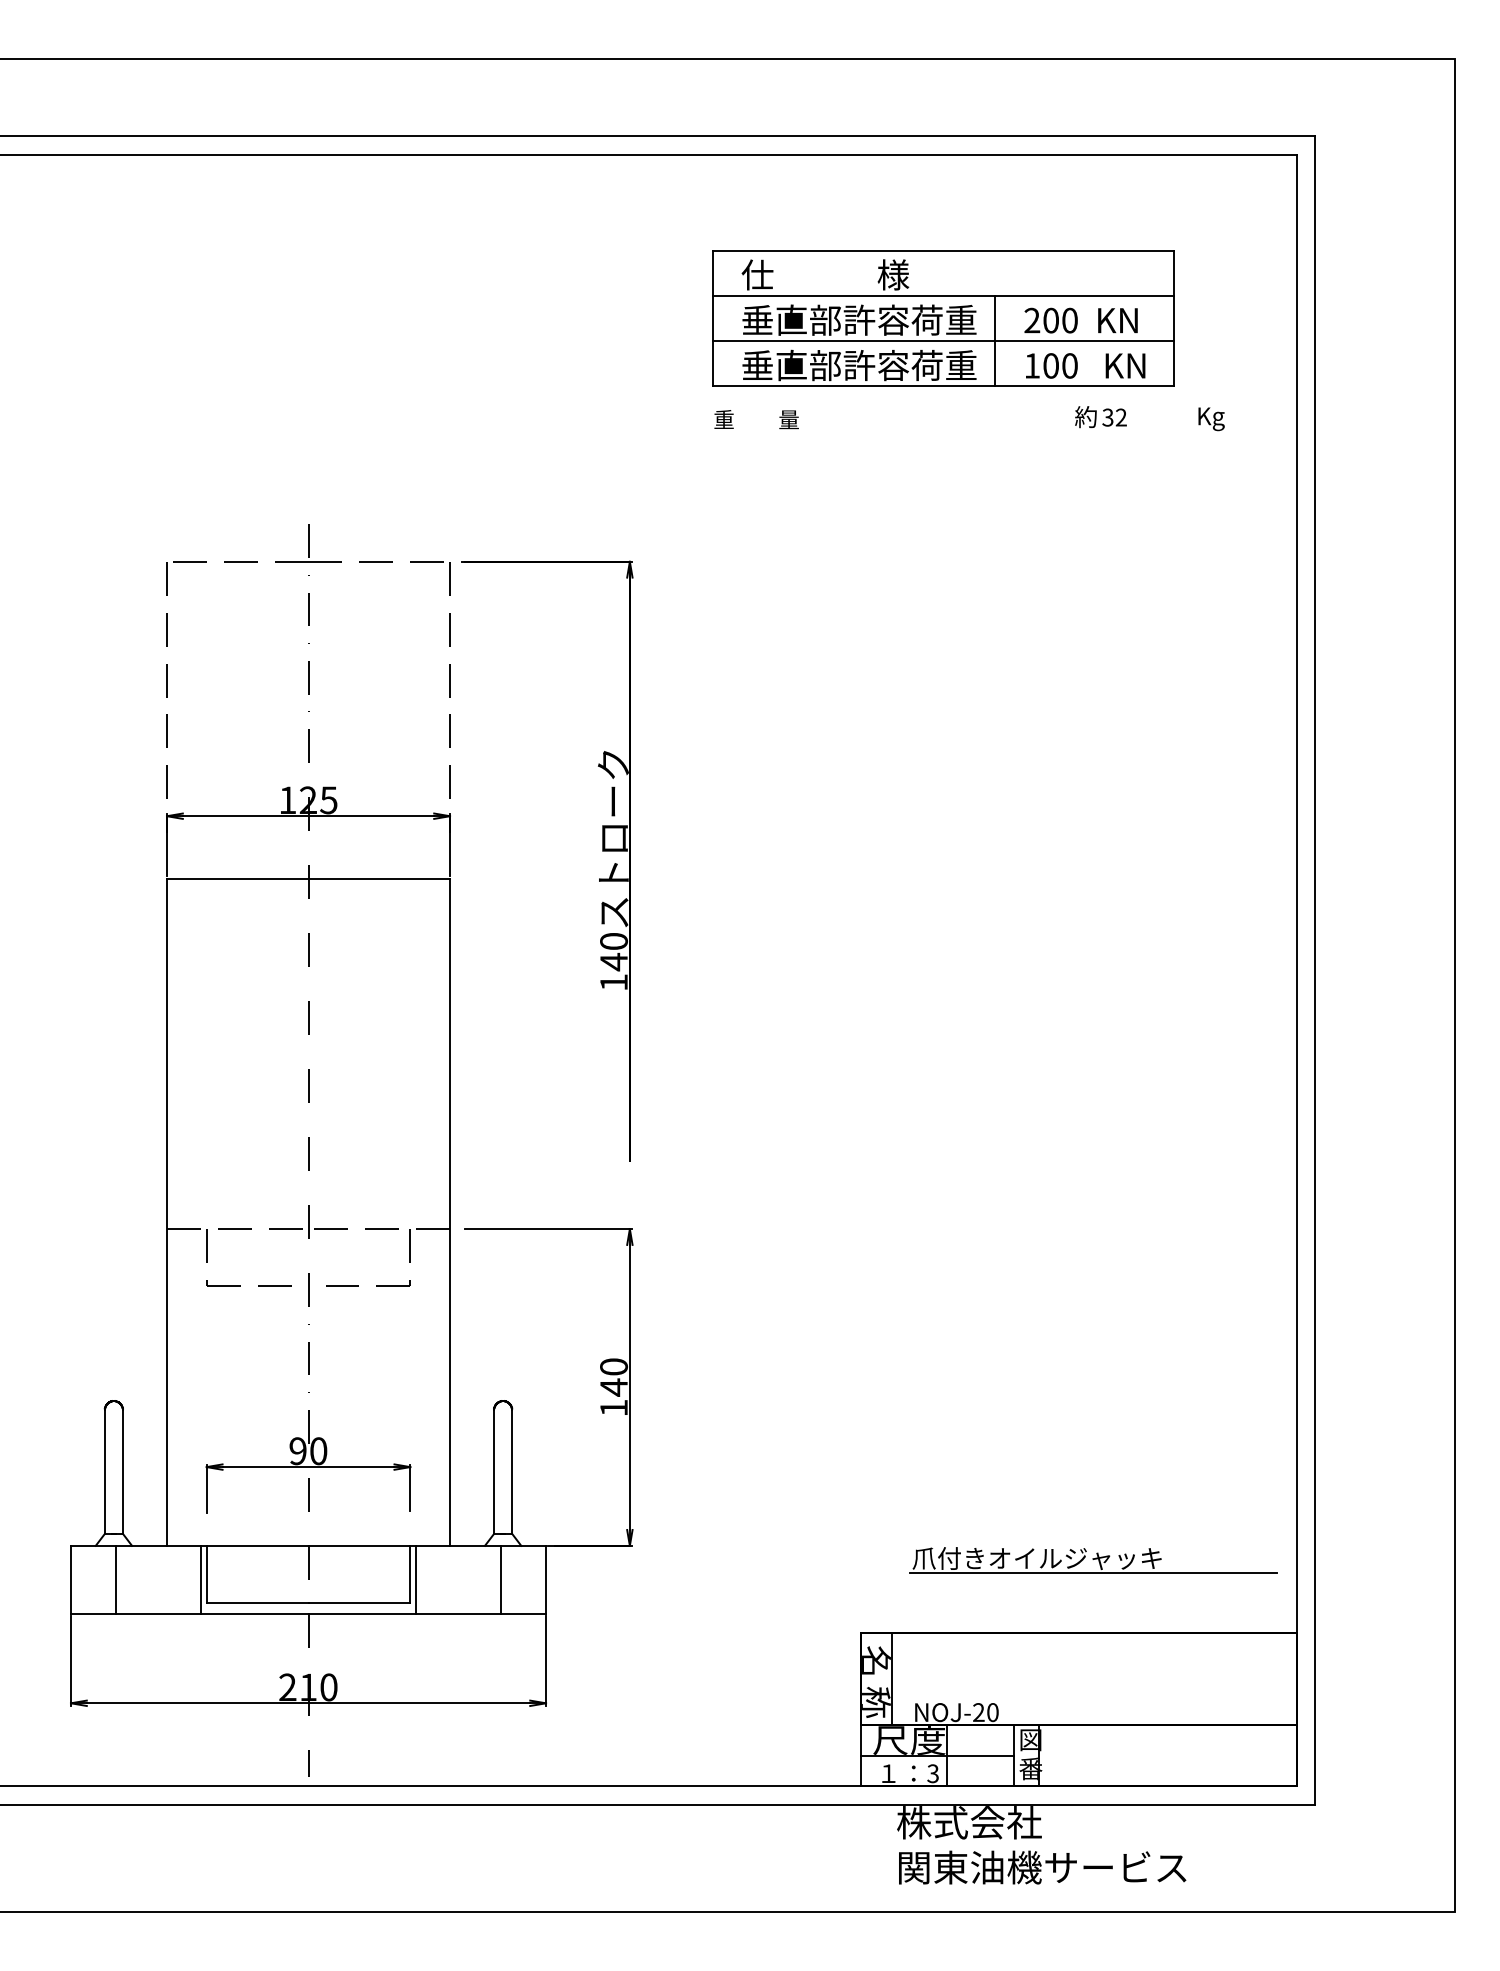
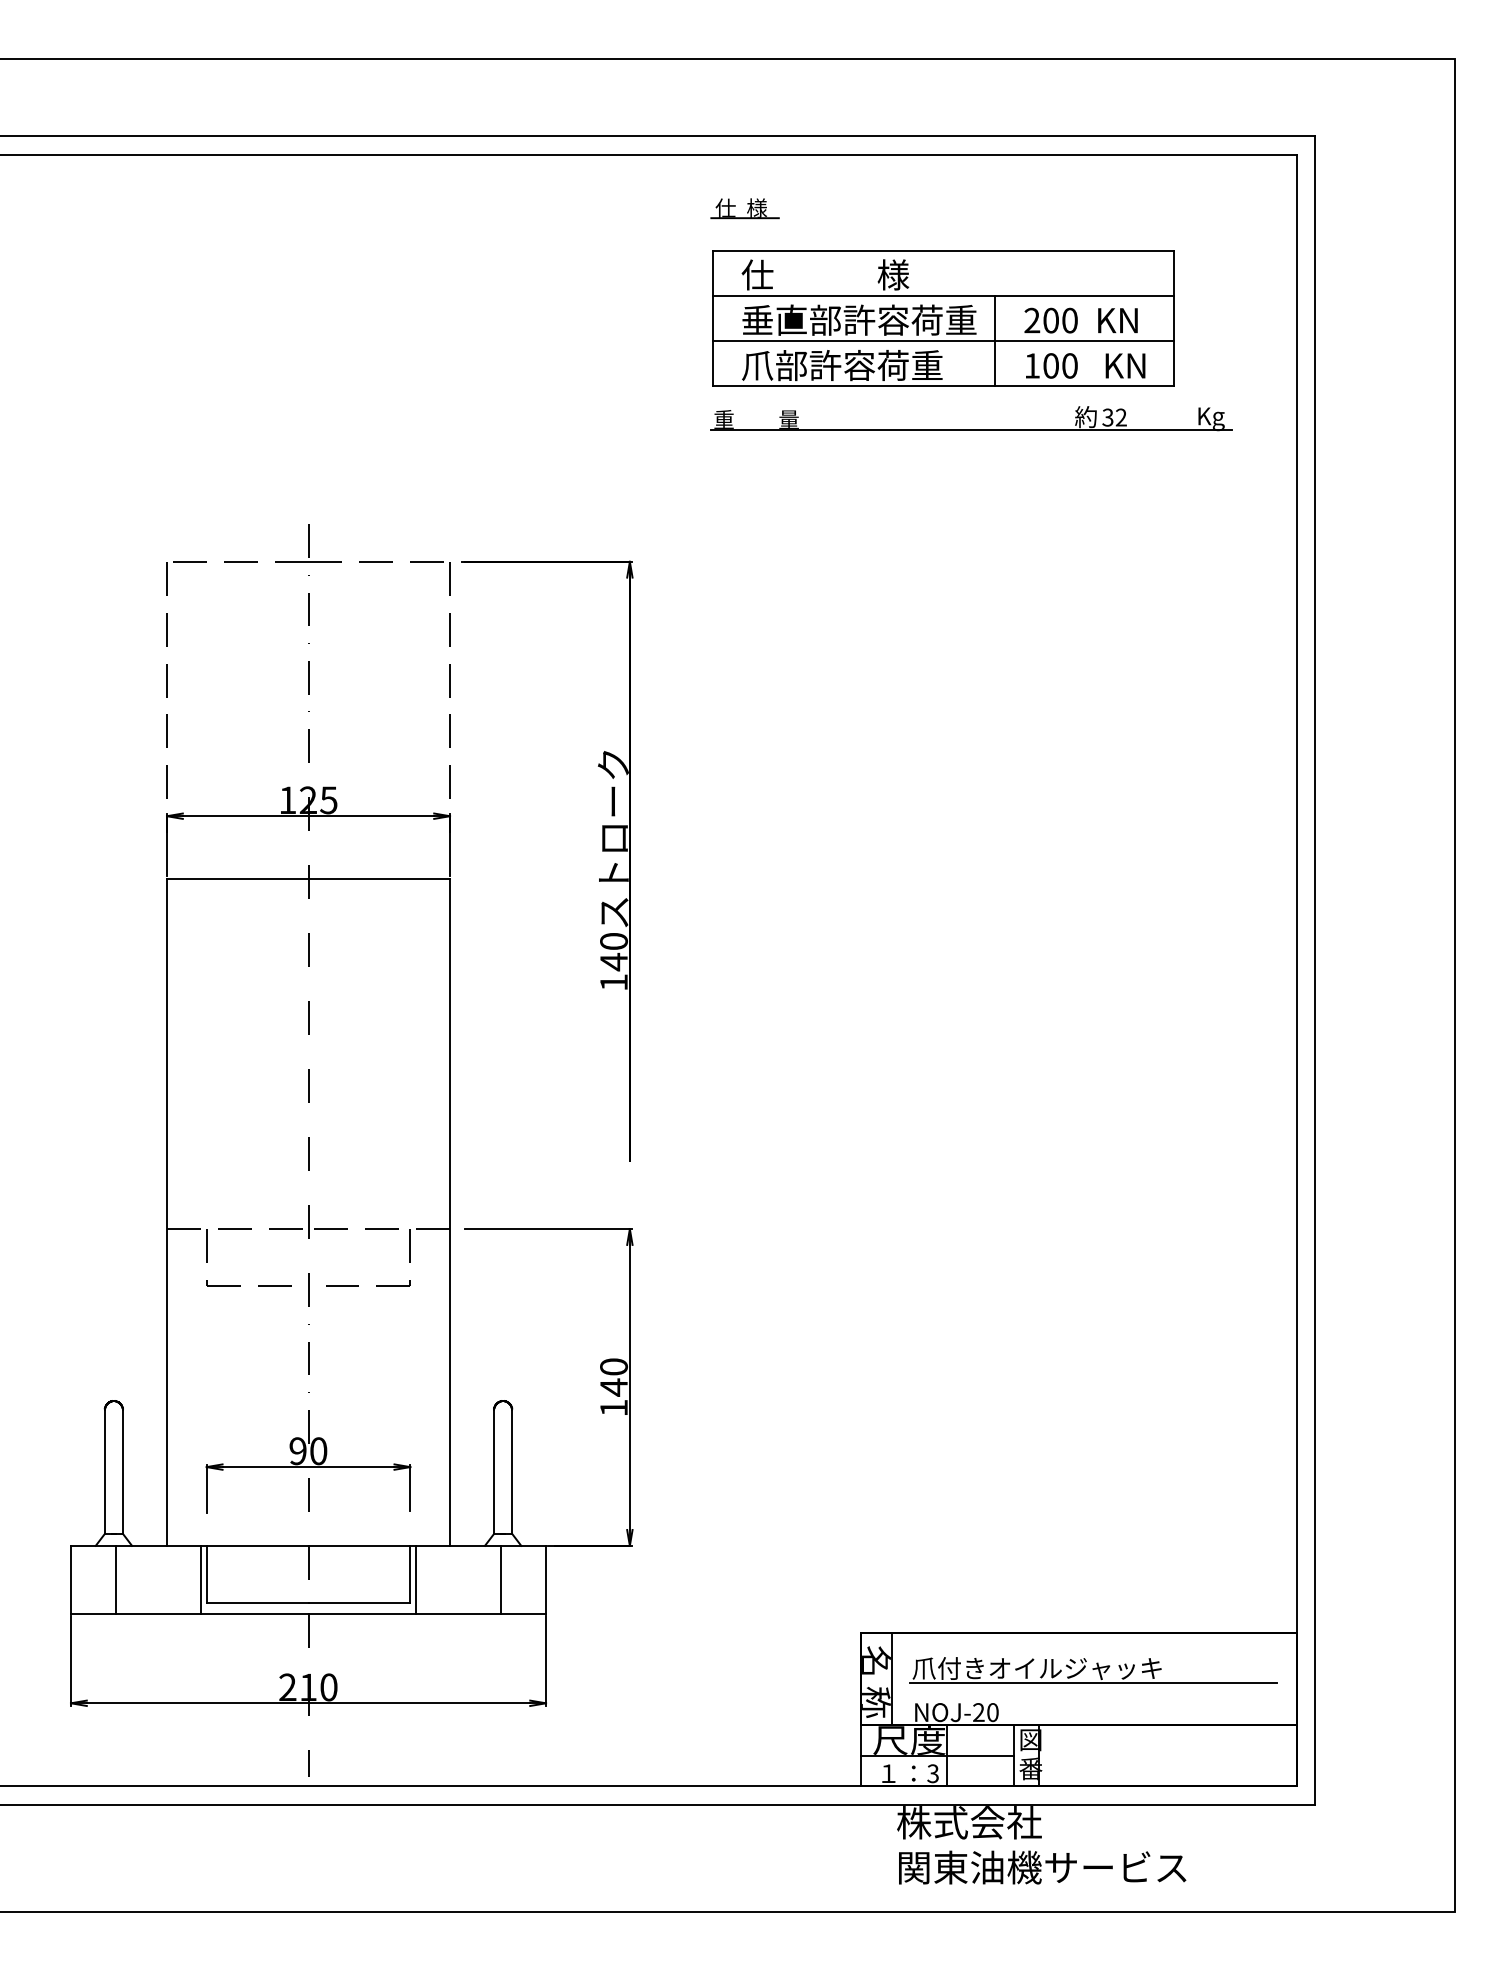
part: none -> present (744, 208)
text: 垂直部許容荷重 -> 爪部許容荷重 (859, 365)
line: none -> present (971, 429)
part position: (1093, 1560) -> (1093, 1670) (1093, 1670)
